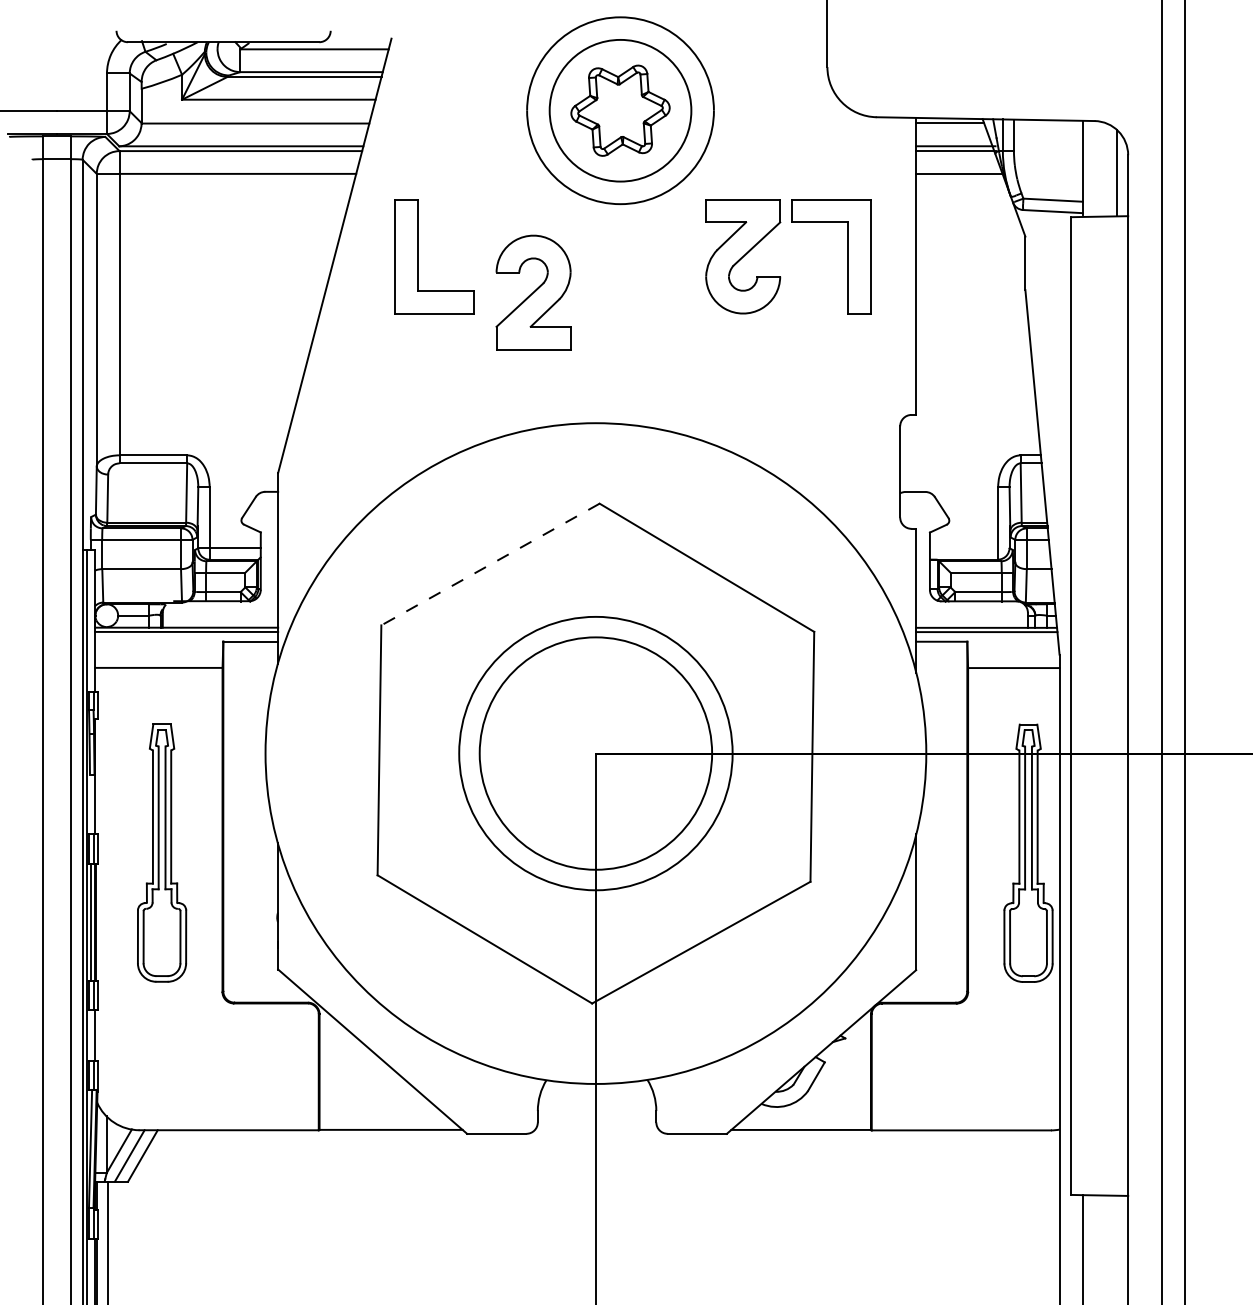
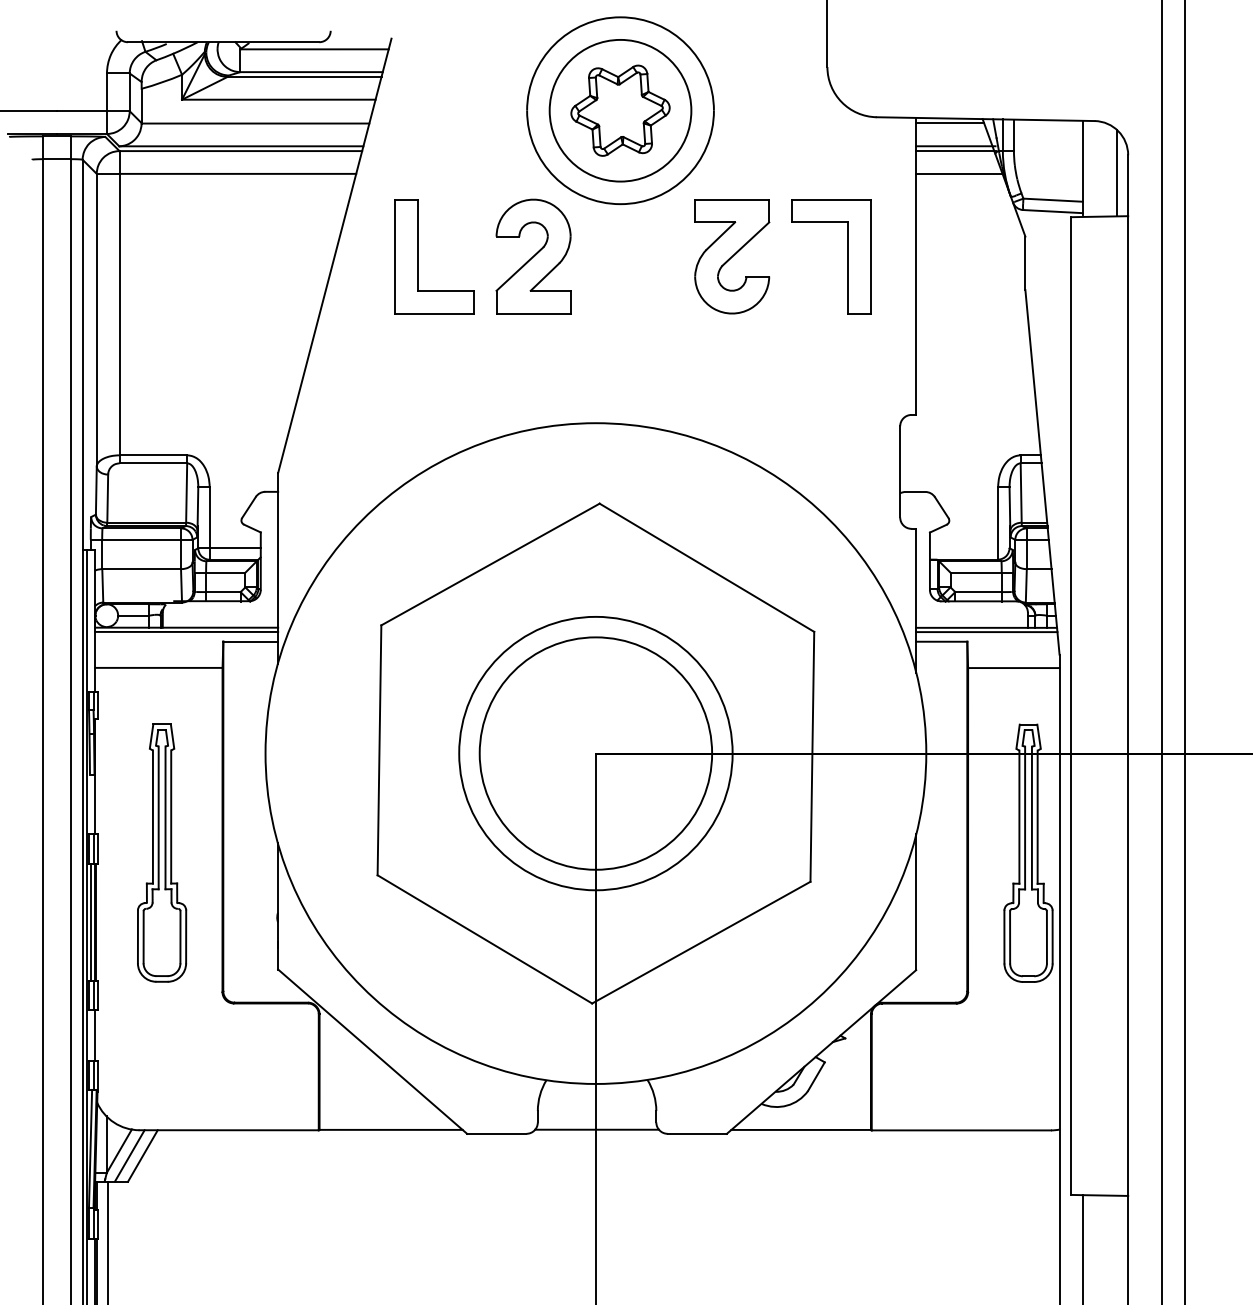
part position: (743, 256) -> (732, 256) (732, 256)
part position: (533, 292) -> (533, 256) (533, 256)
line: dashed -> solid (490, 564)
line: none -> present (597, 1129)
